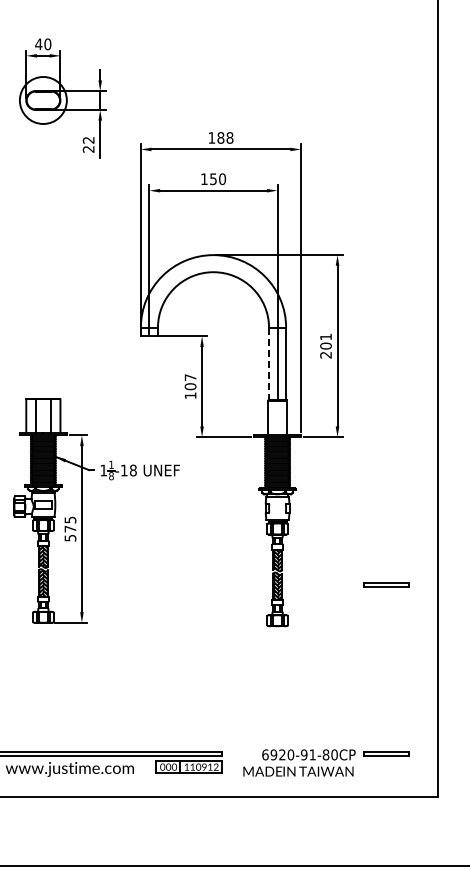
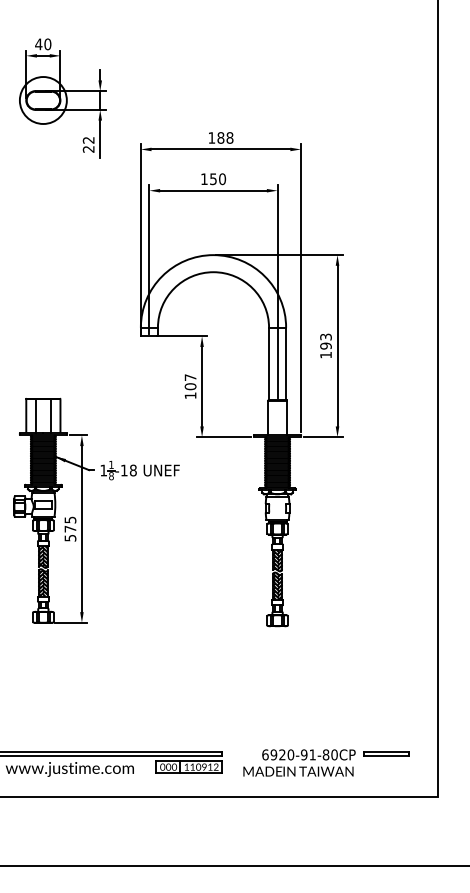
text: 201 -> 193 (325, 345)
line: dashed -> solid (269, 364)
part: present -> none (386, 584)
